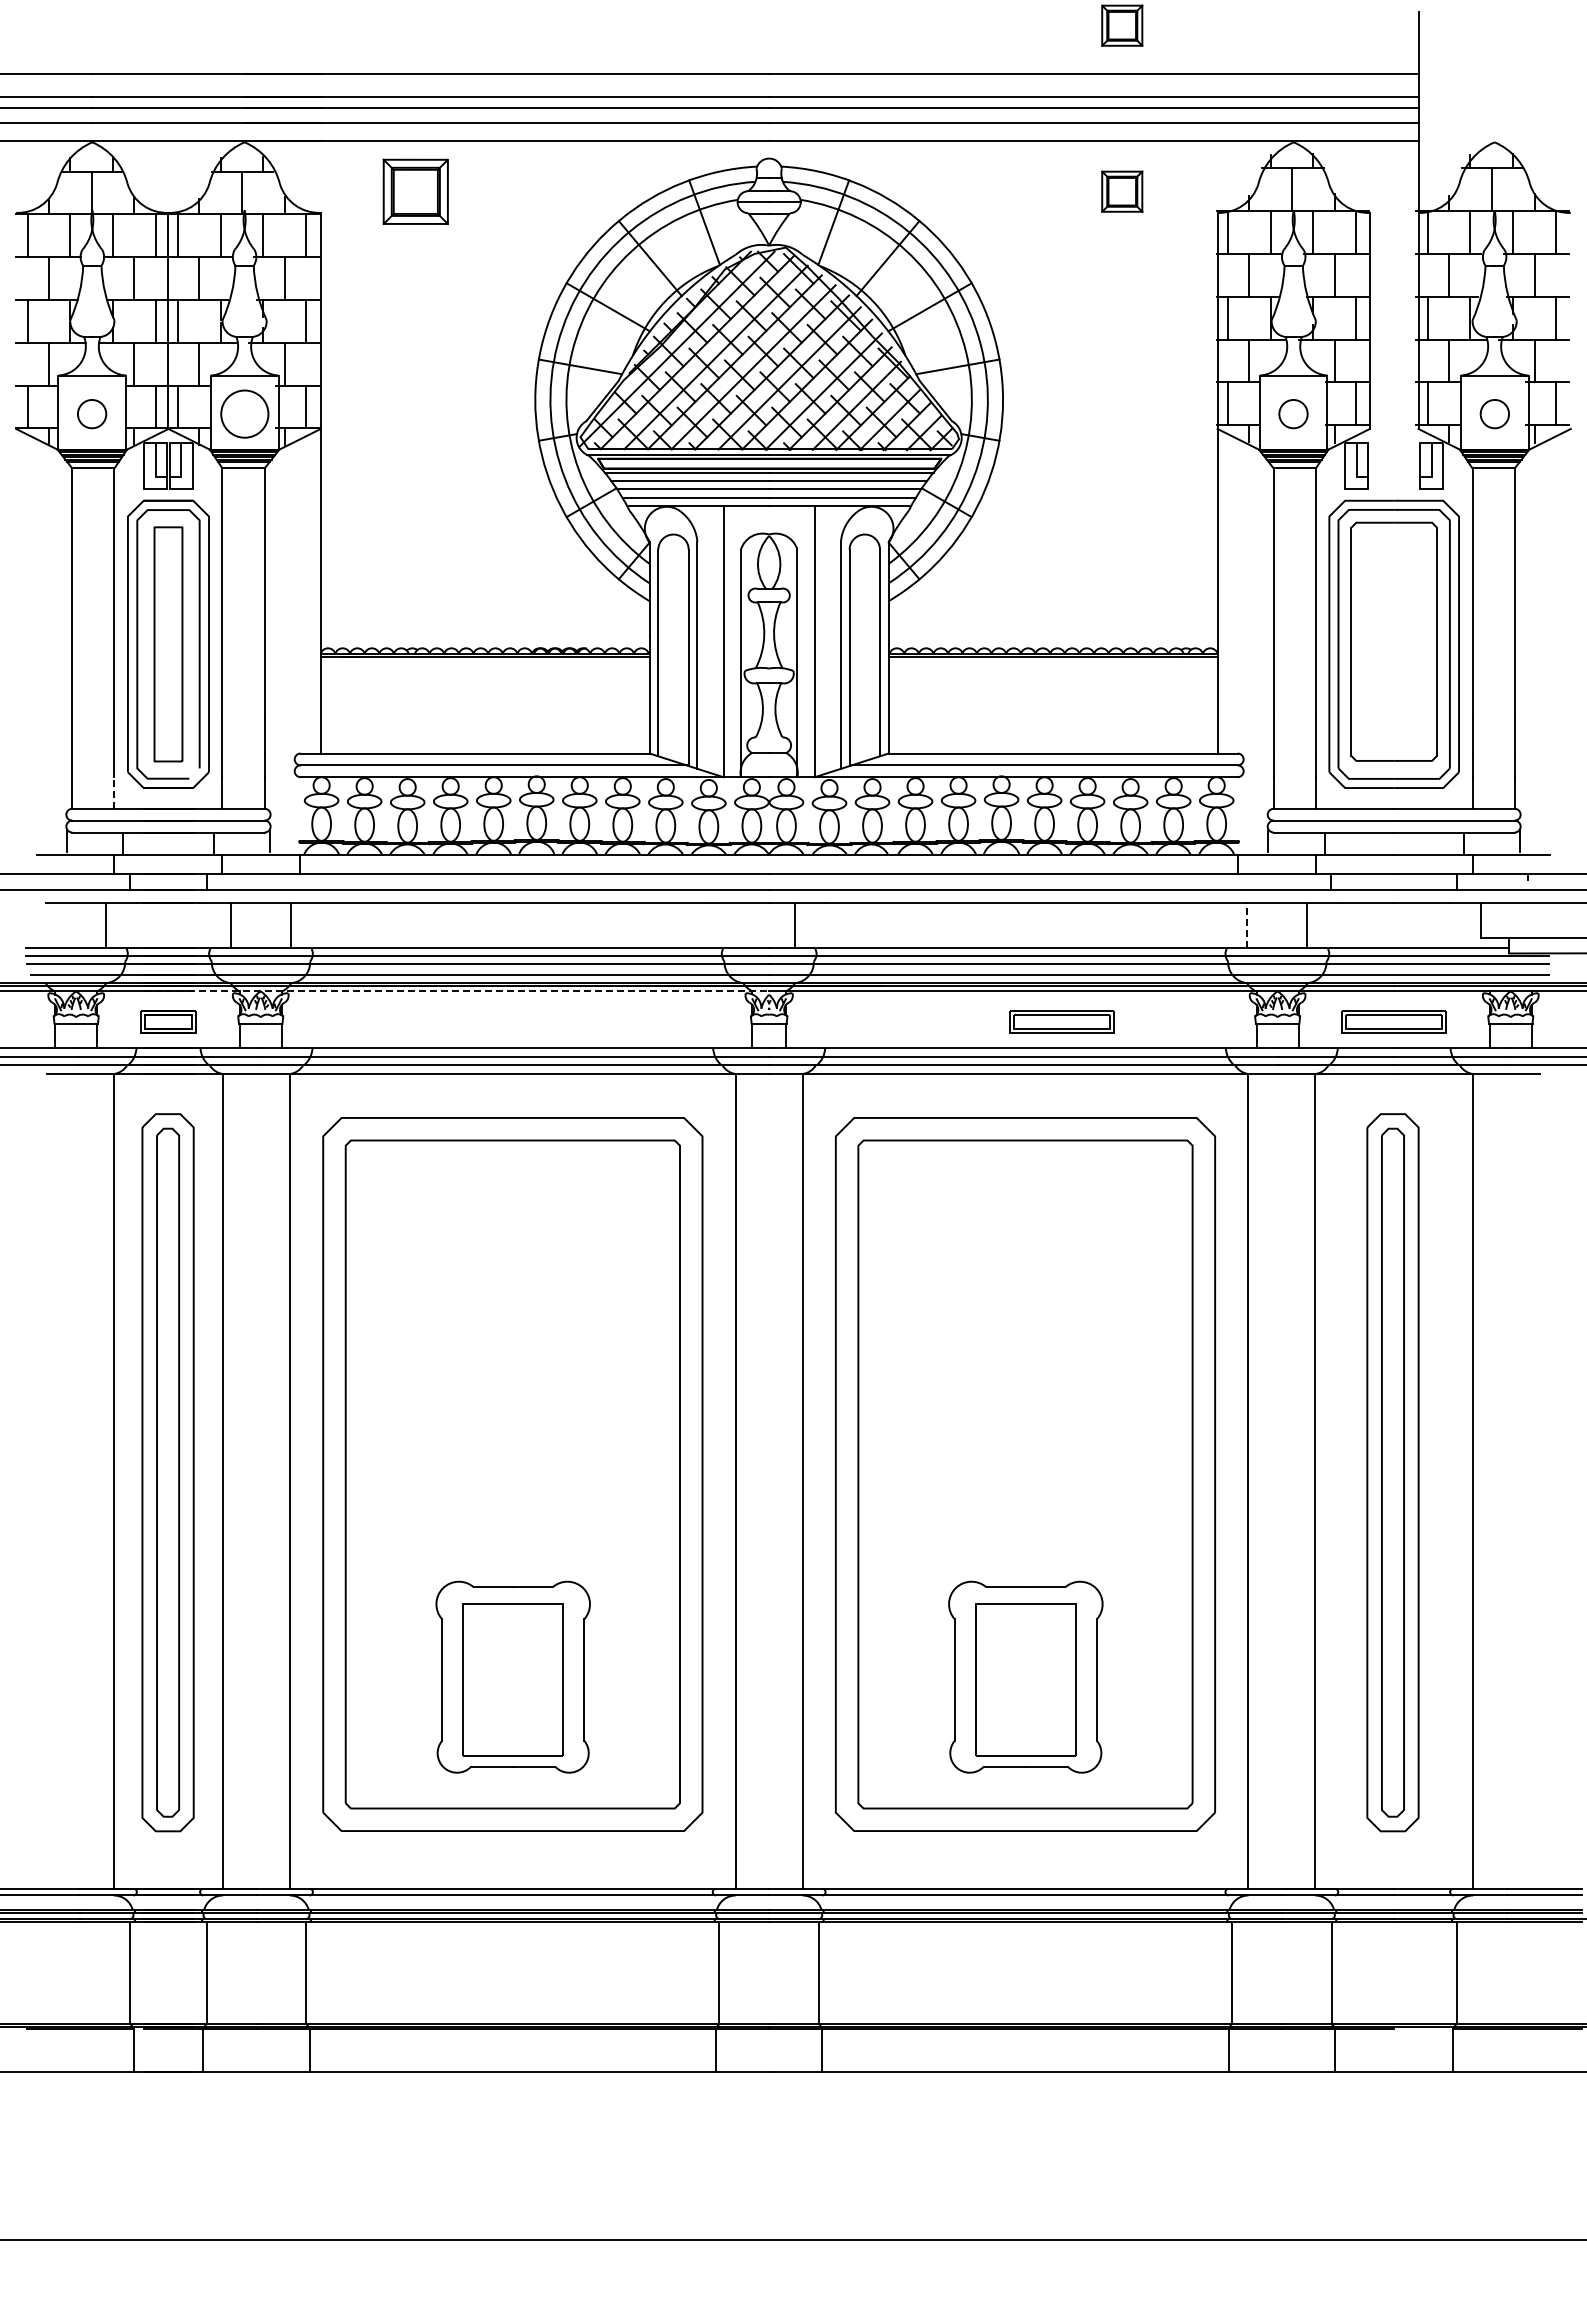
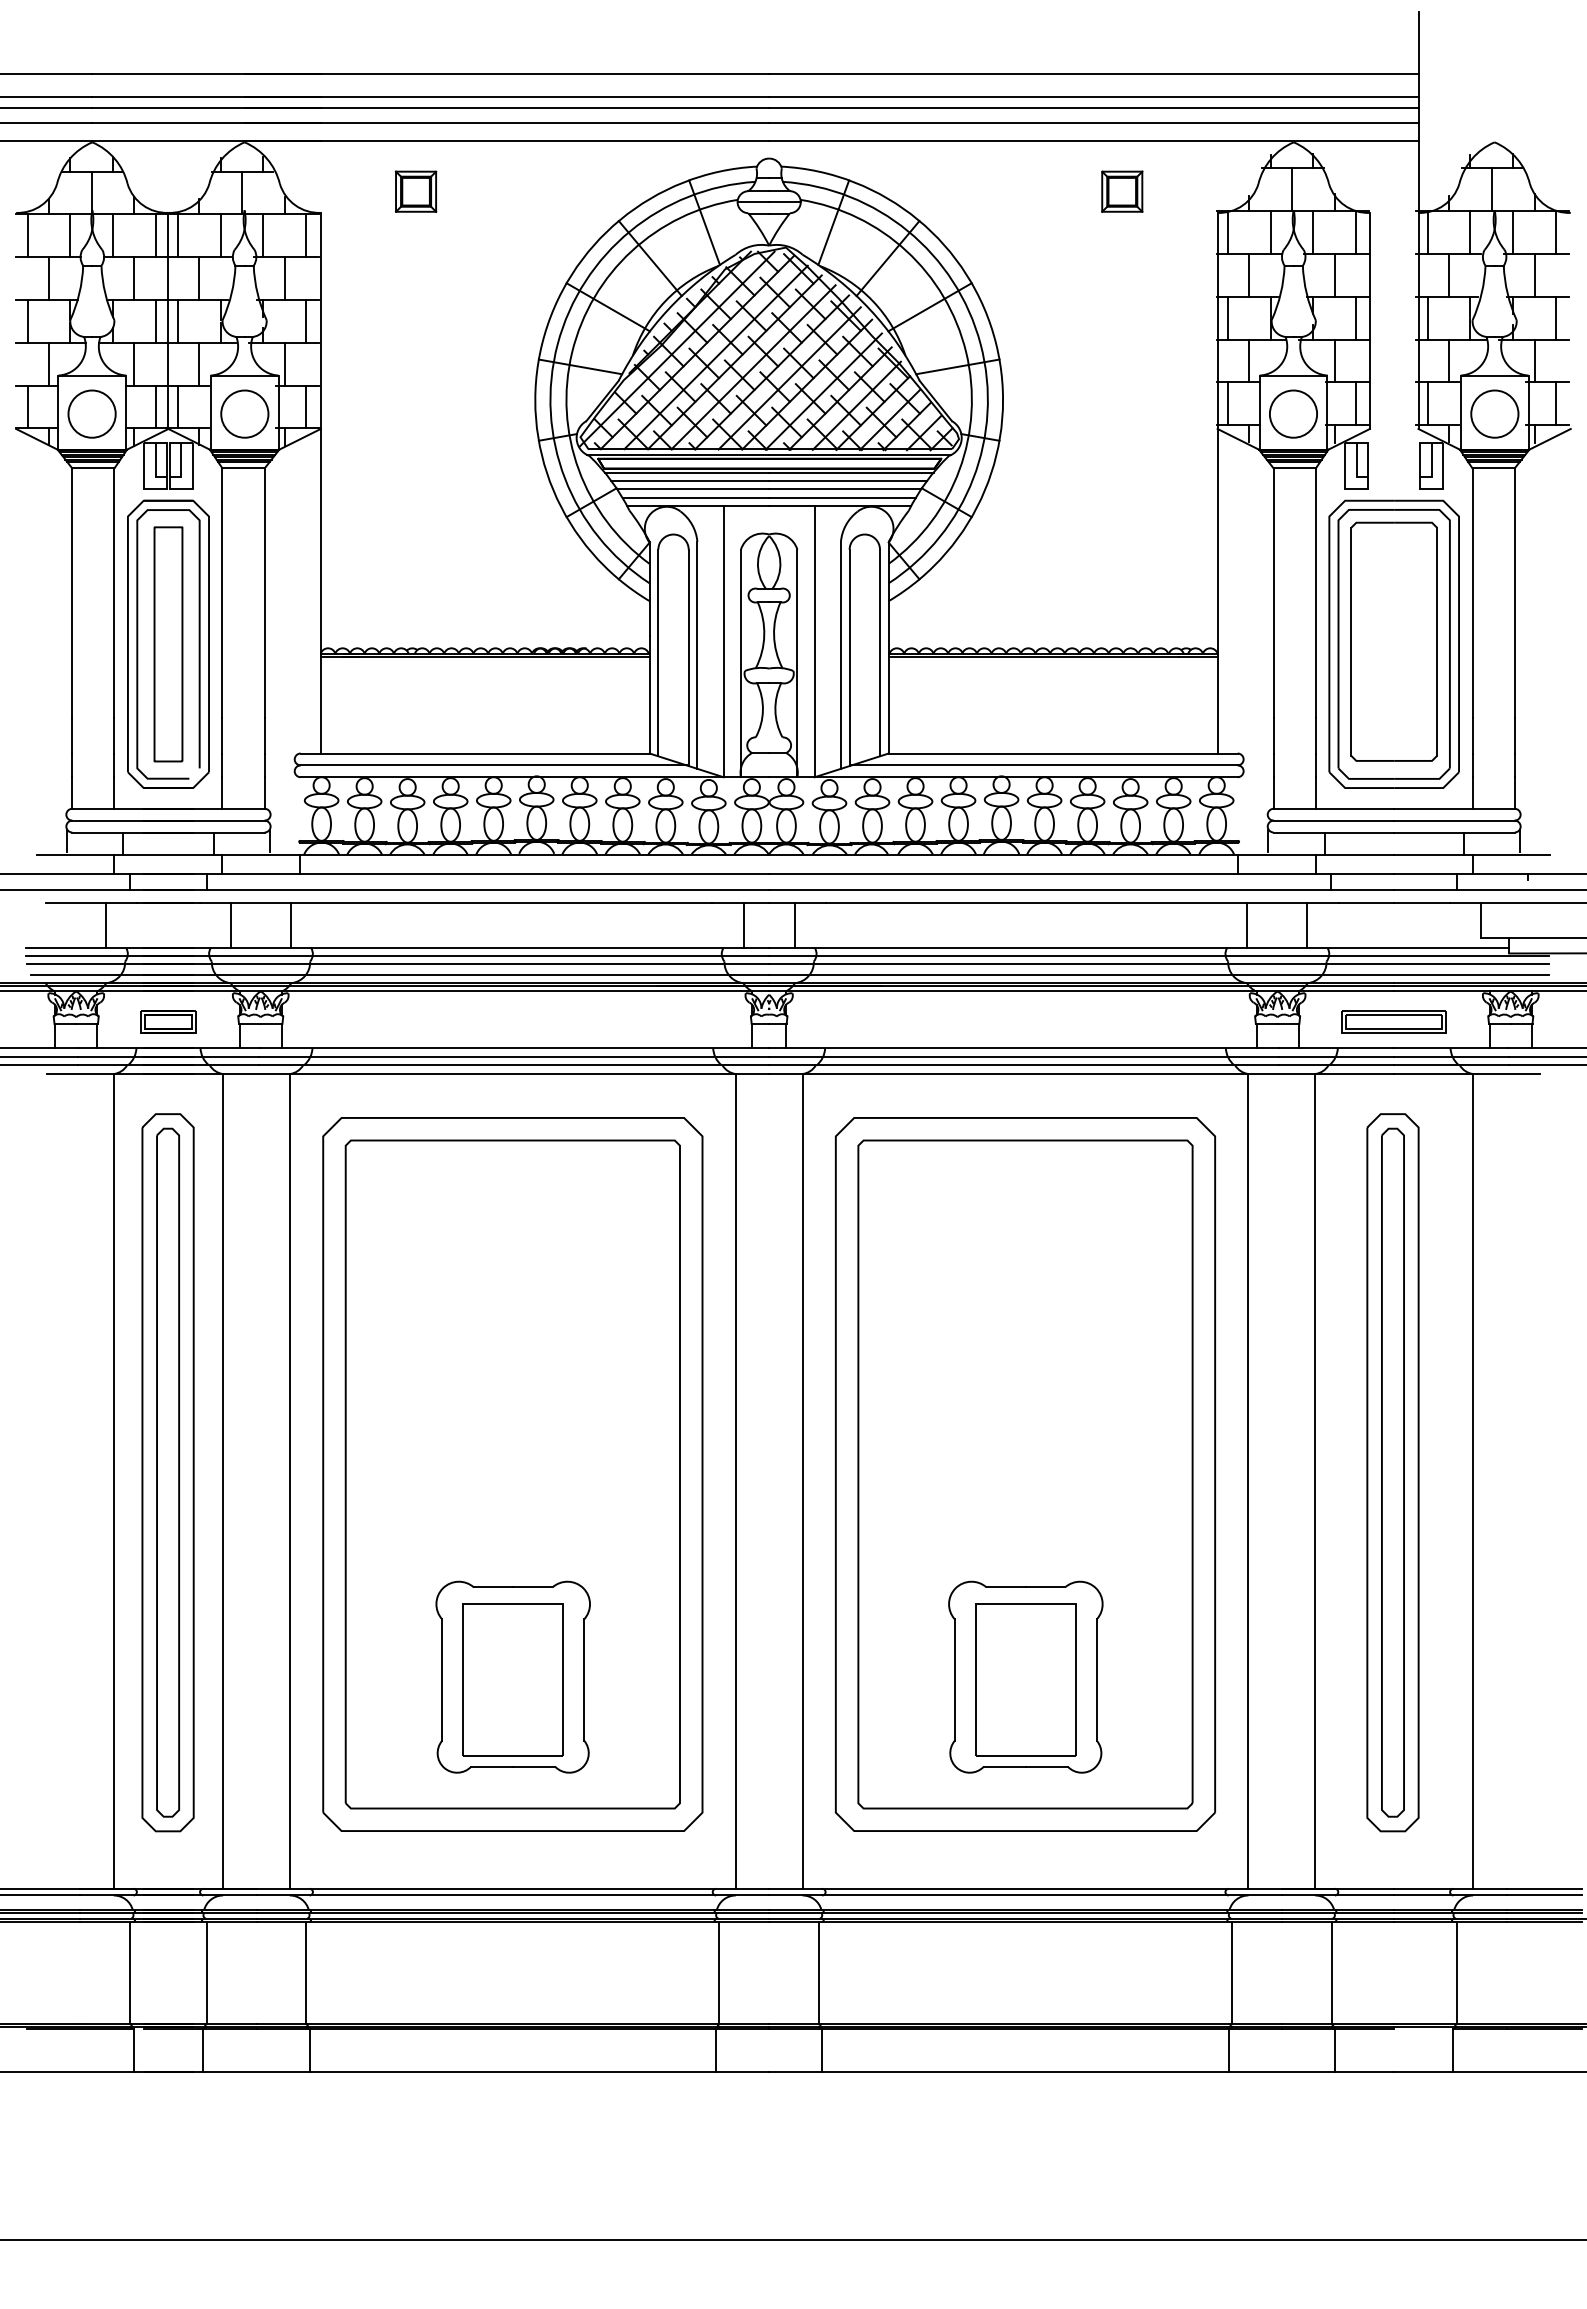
part: present -> none (1122, 25)
part size: 67x67 px -> 43x43 px (416, 191)
circle diameter: 28 px -> 47 px (91, 413)
circle diameter: 28 px -> 47 px (1293, 413)
circle diameter: 28 px -> 47 px (1494, 413)
line: dashed -> solid (114, 793)
line: none -> present (743, 925)
line: dashed -> solid (1247, 925)
line: dashed -> solid (456, 991)
part: present -> none (1061, 1021)
